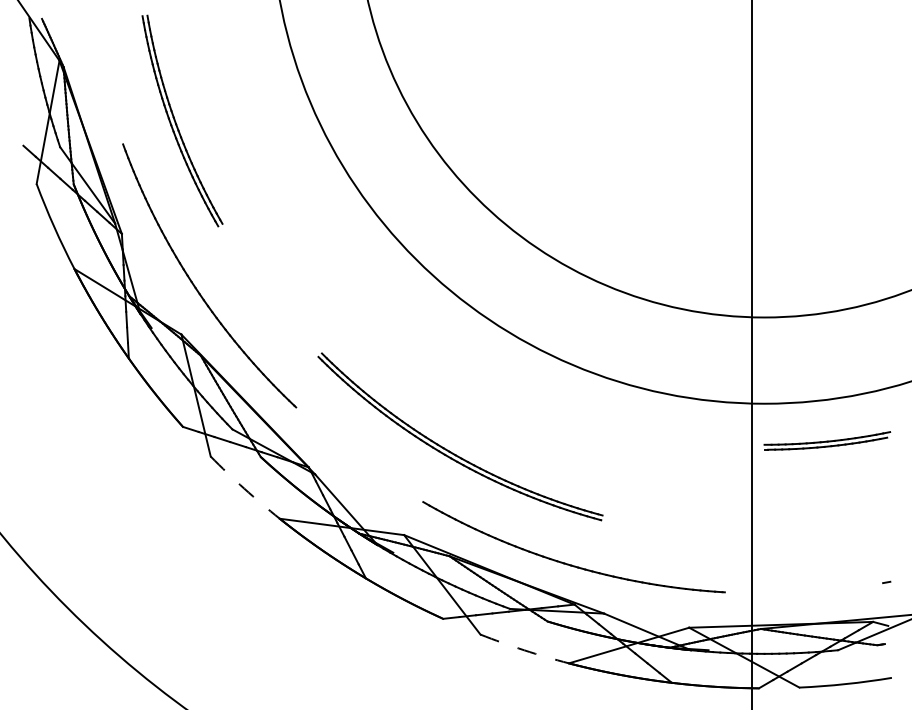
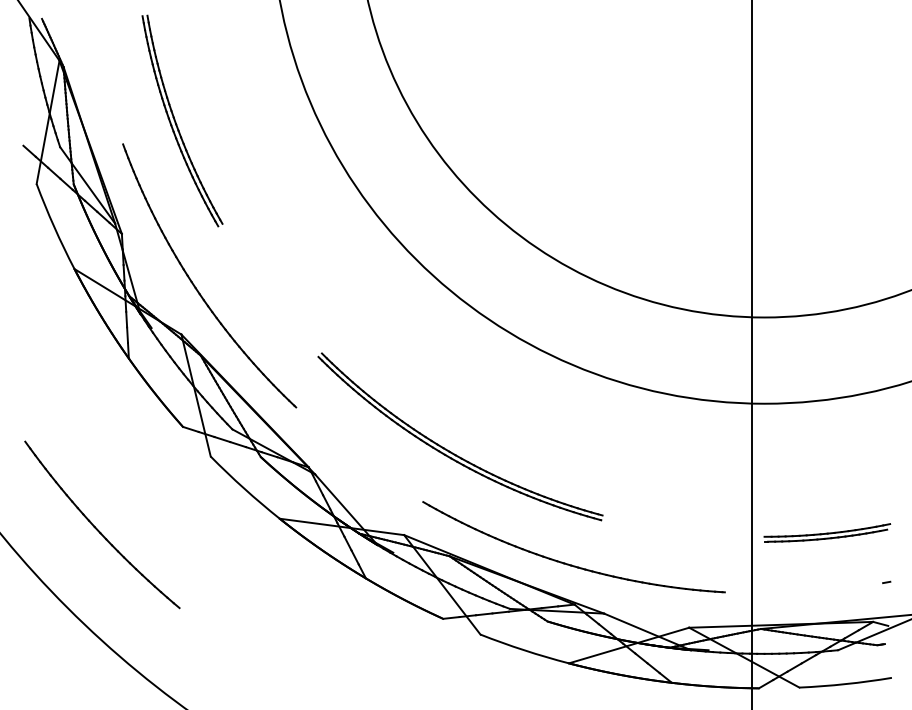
part position: (827, 440) -> (827, 532) (827, 532)
arc: dashed -> solid (244, 488)
part: none -> present (97, 528)
arc: dashed -> solid (524, 650)
